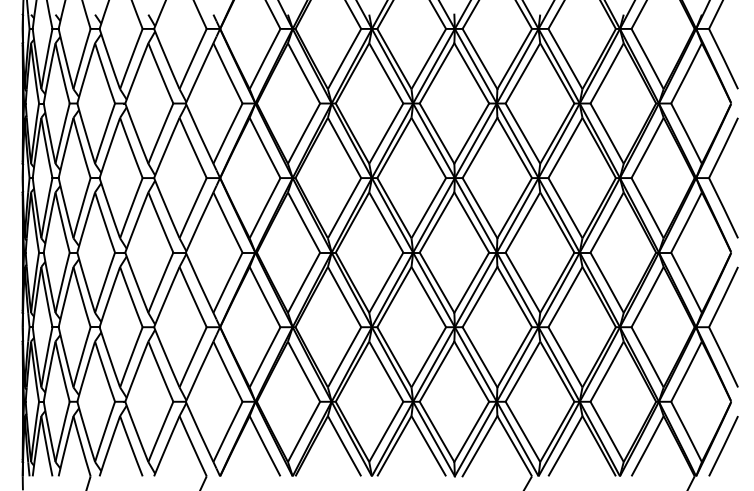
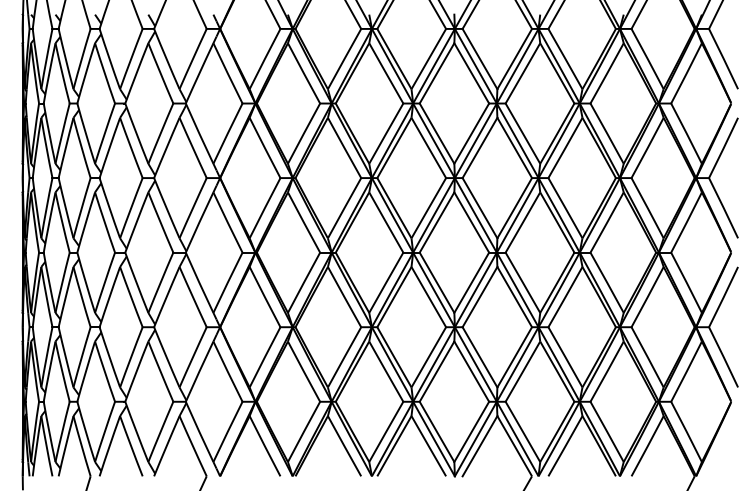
line: present -> none (723, 445)
